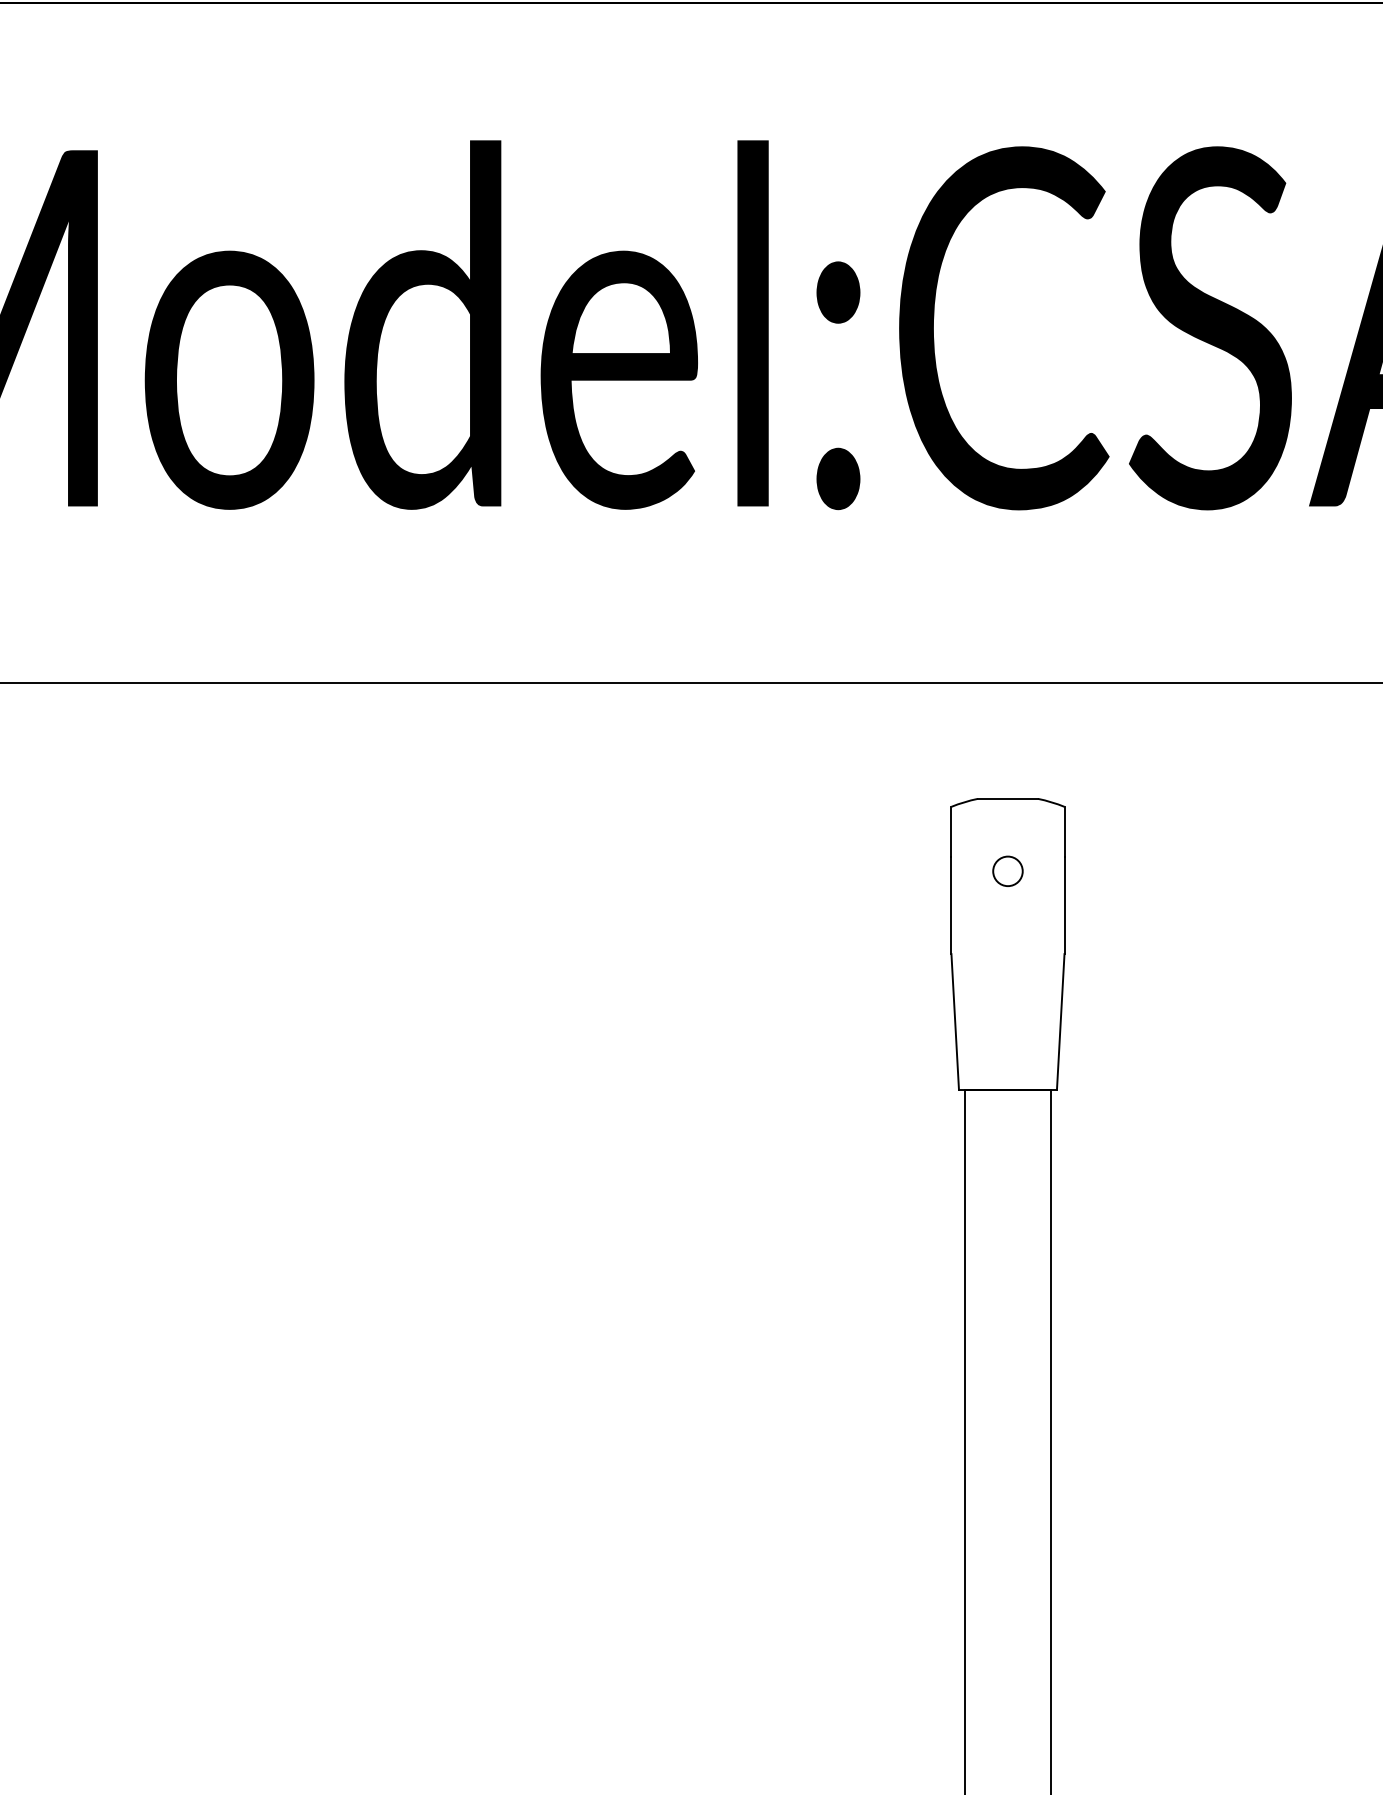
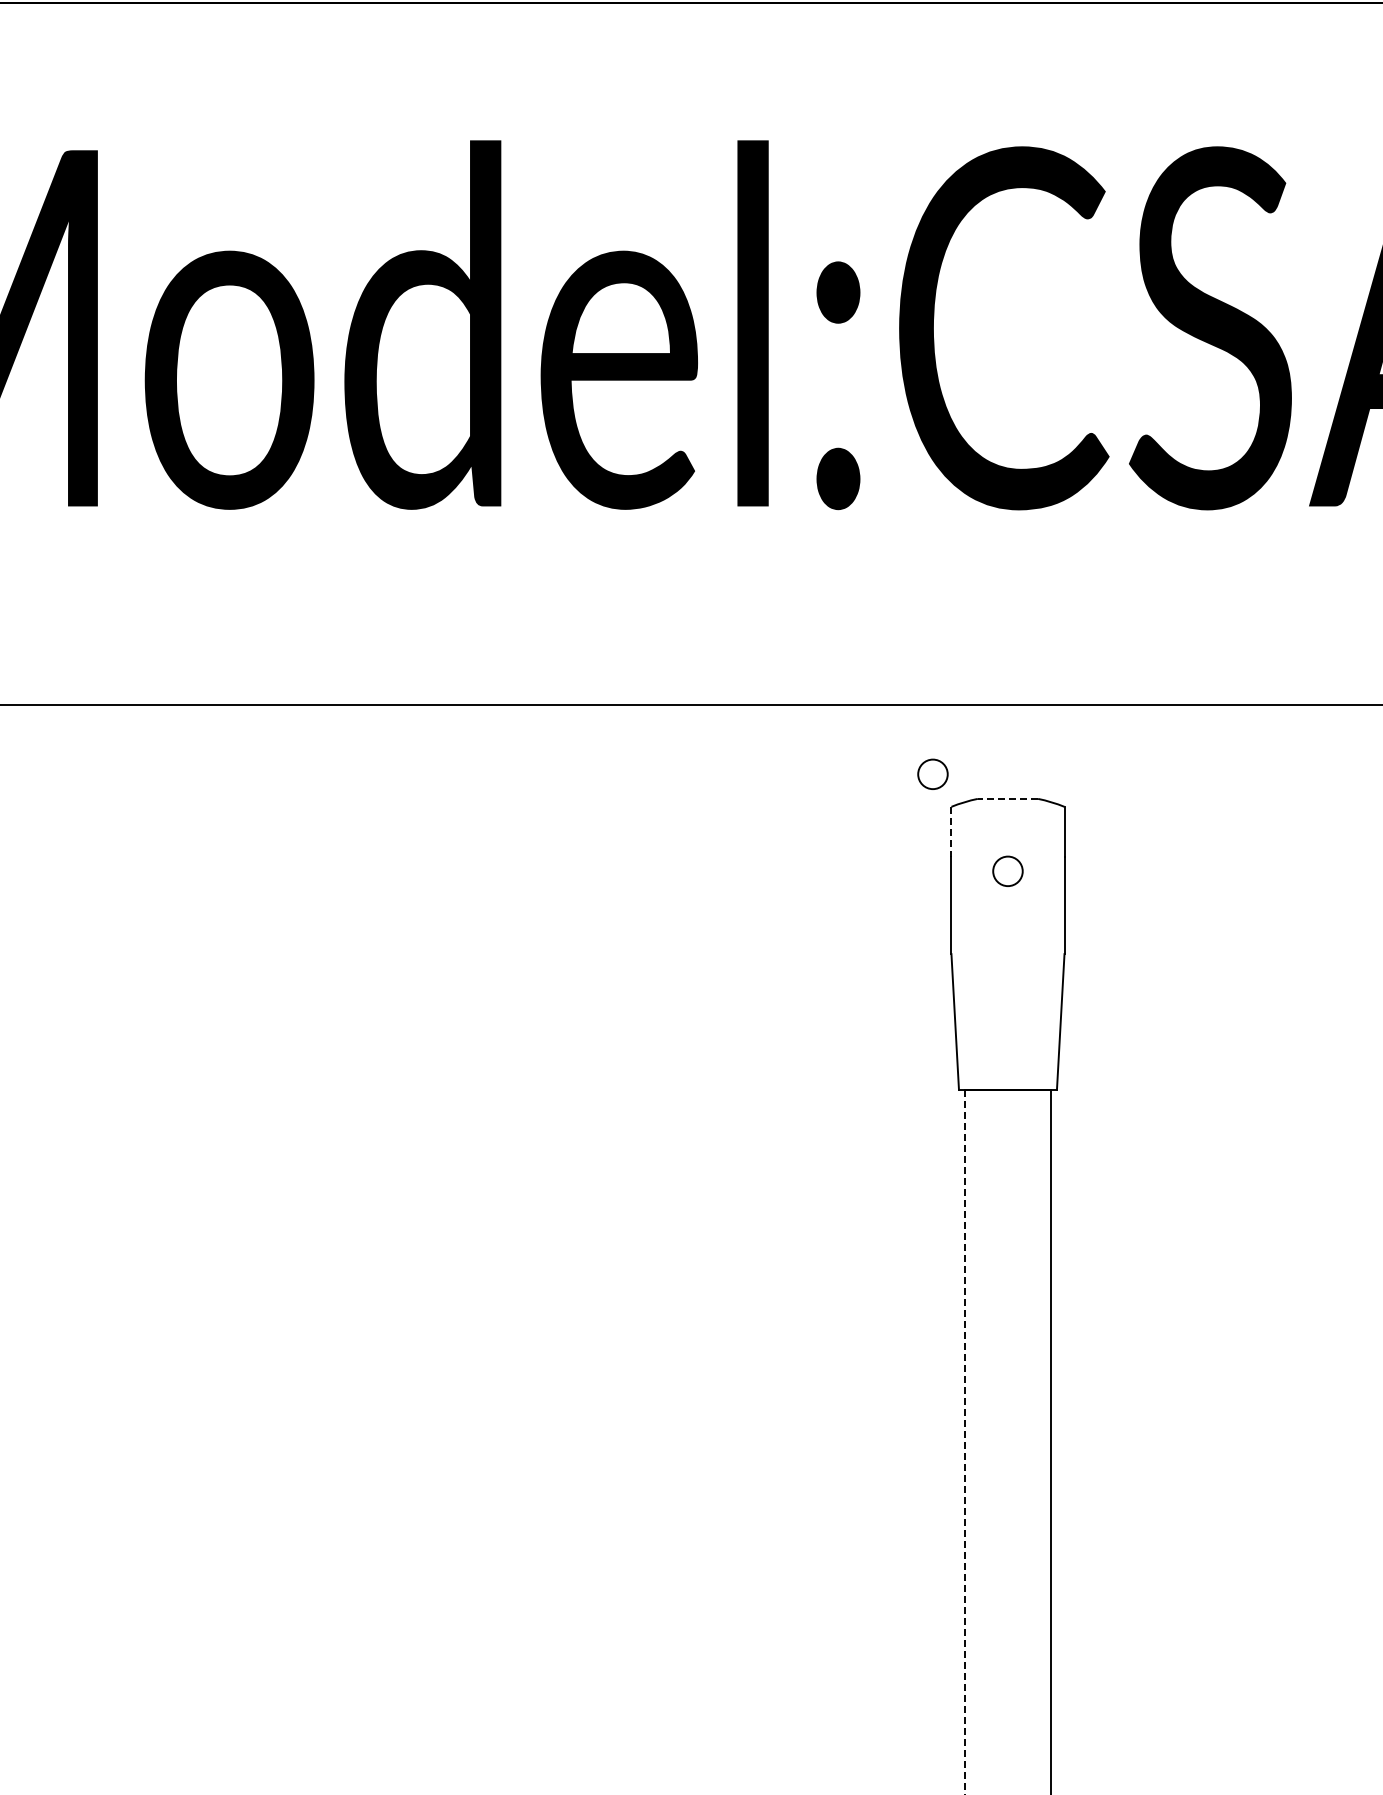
line position: (690, 683) -> (690, 705) (690, 705)
circle: none -> present (932, 773)
line: solid -> dashed (1007, 798)
line: solid -> dashed (951, 831)
line: solid -> dashed (965, 1442)
